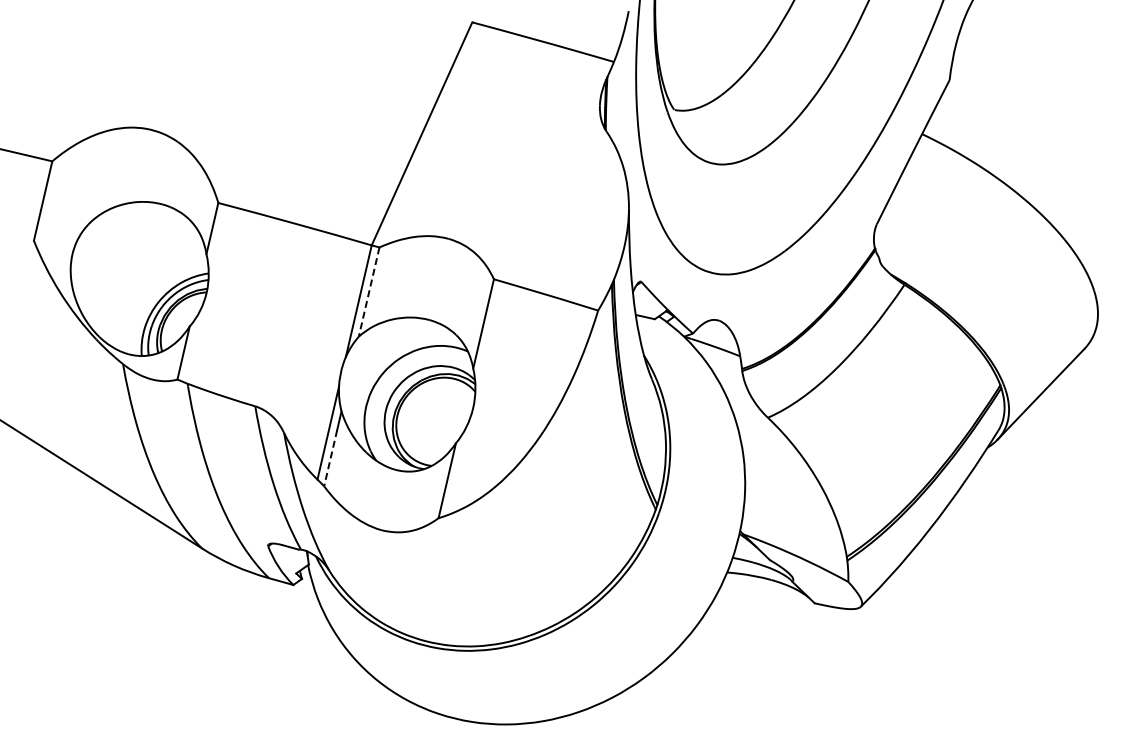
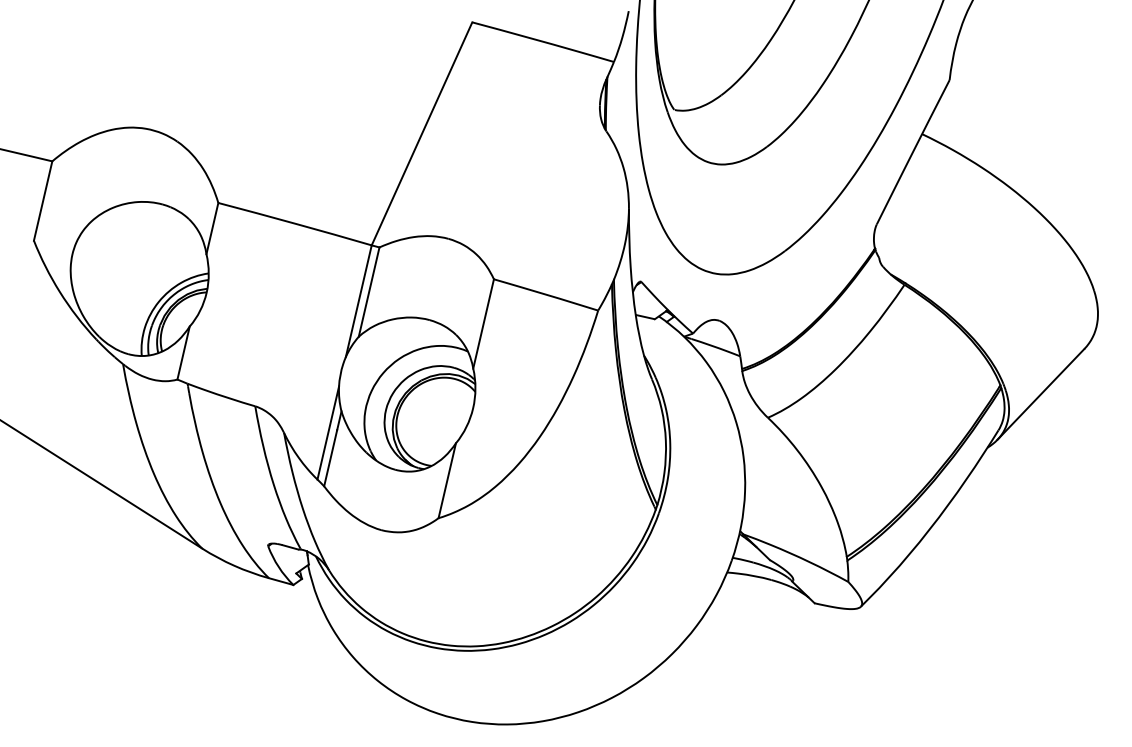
line: dashed -> solid (369, 292)
line: dashed -> solid (330, 458)
